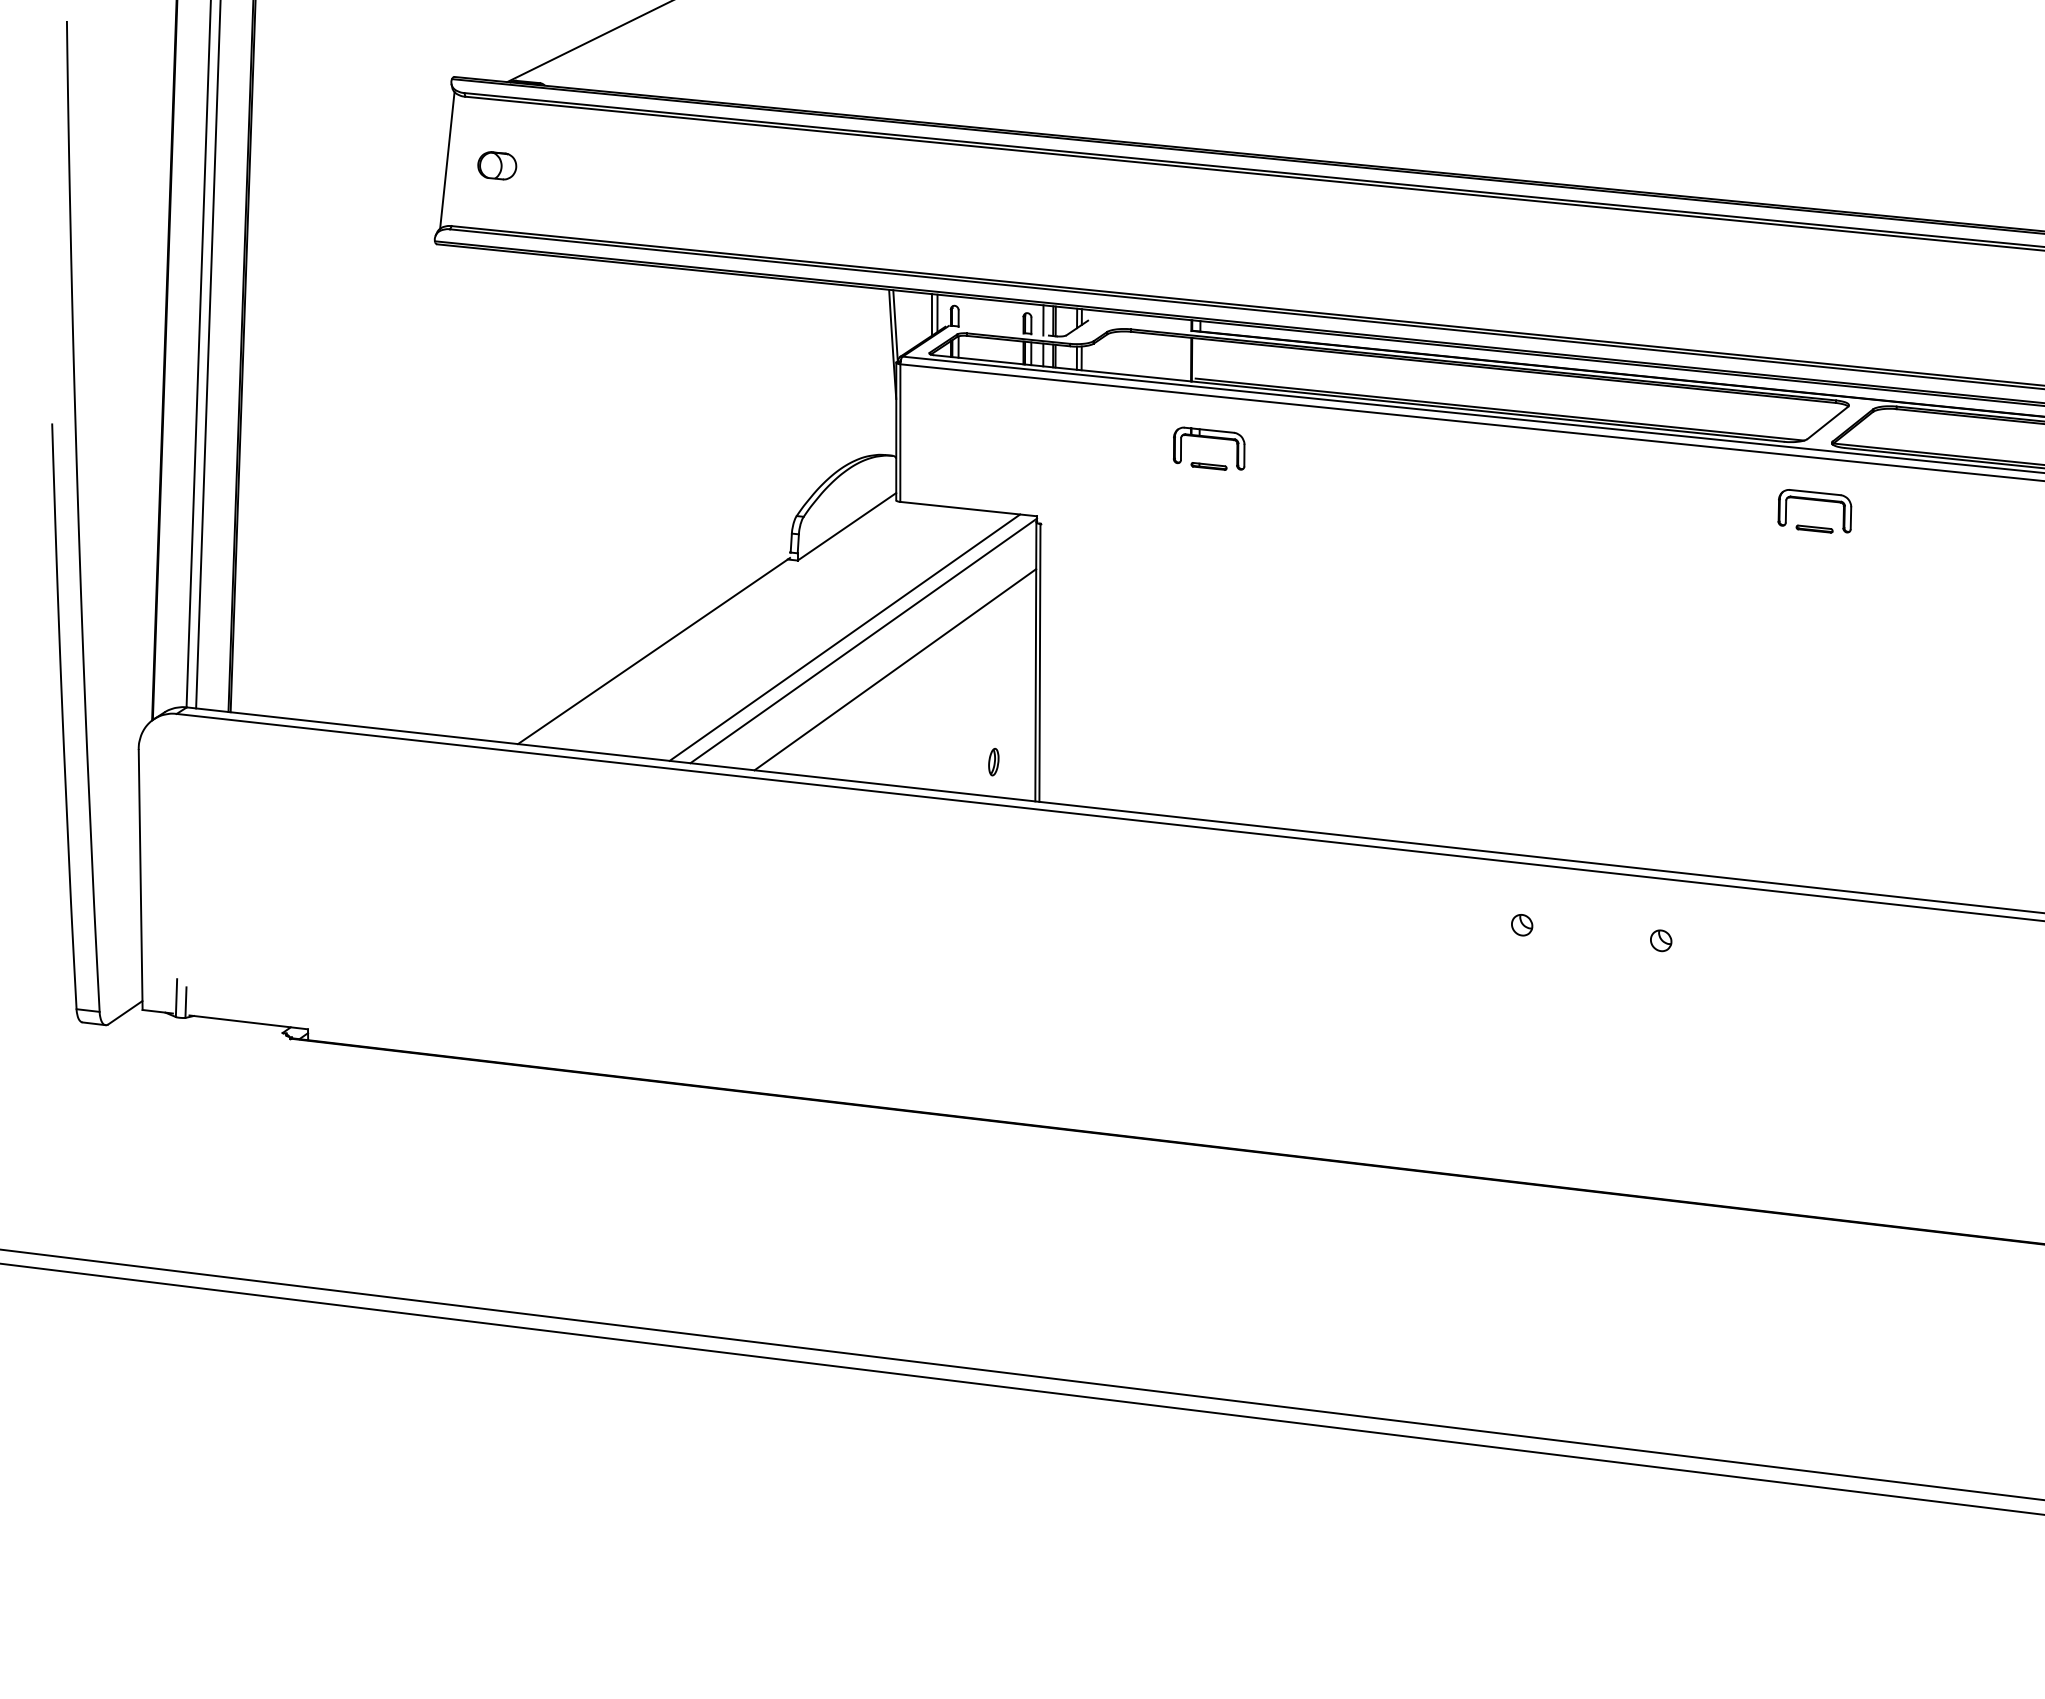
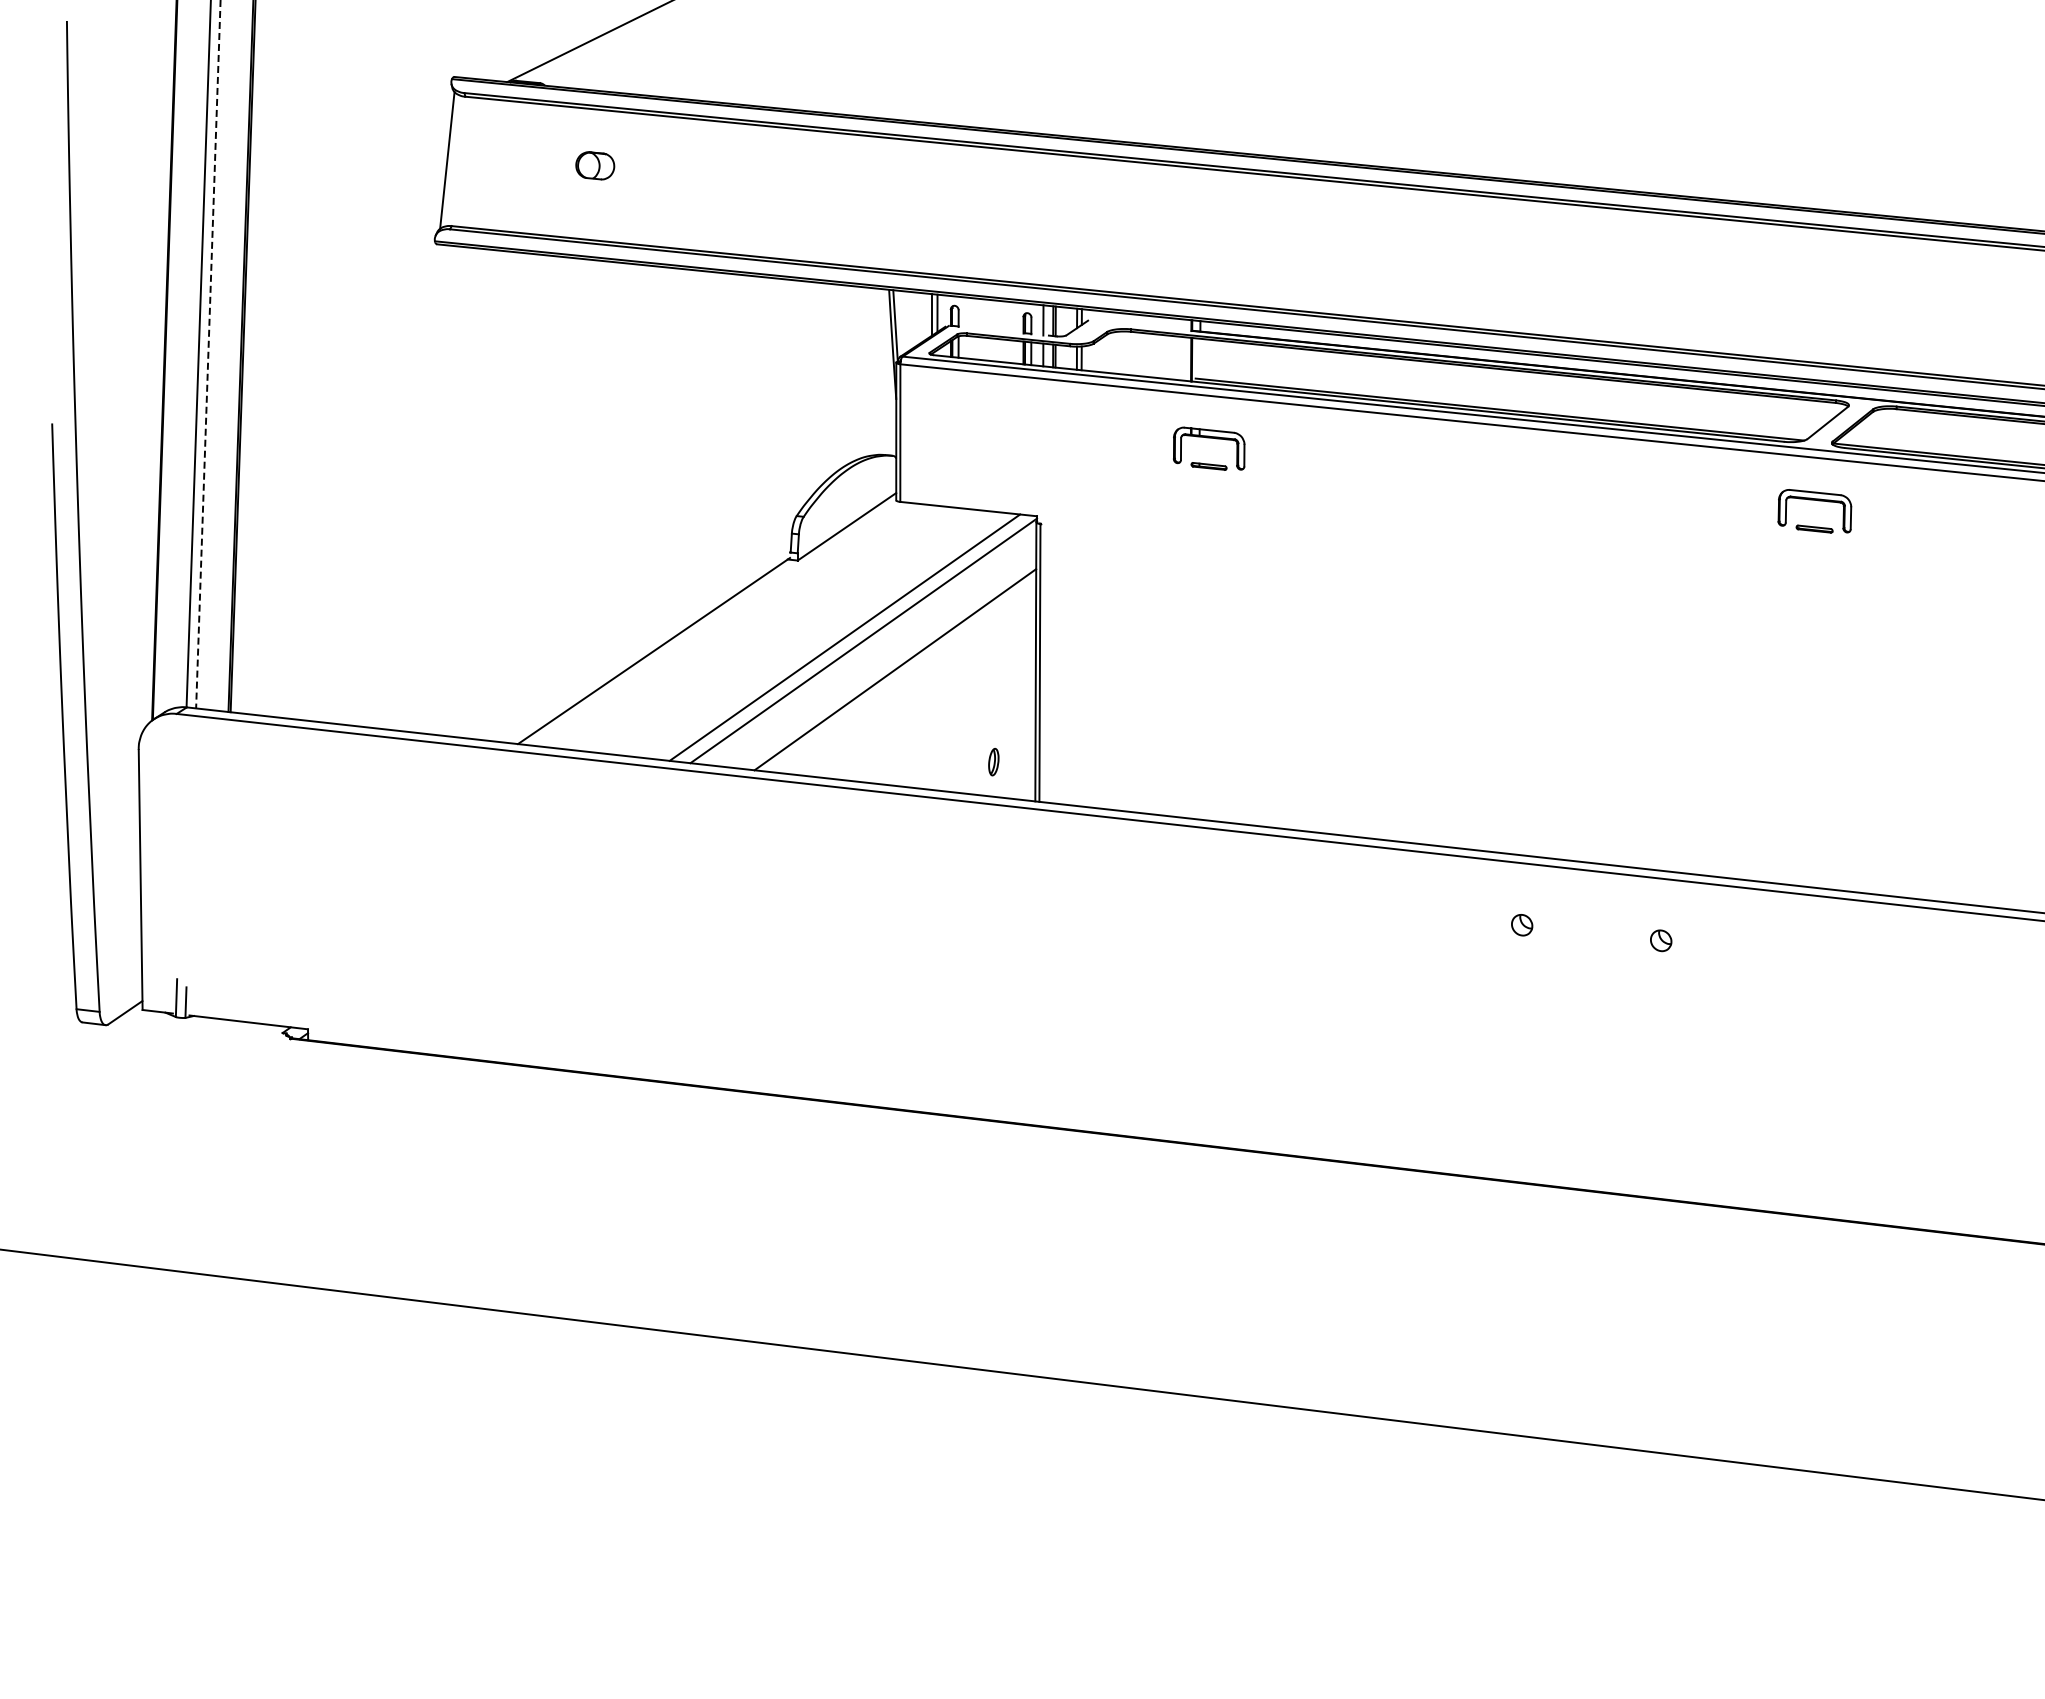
part position: (497, 165) -> (595, 165) (595, 165)
line: solid -> dashed (208, 354)
line: present -> none (1021, 1388)
